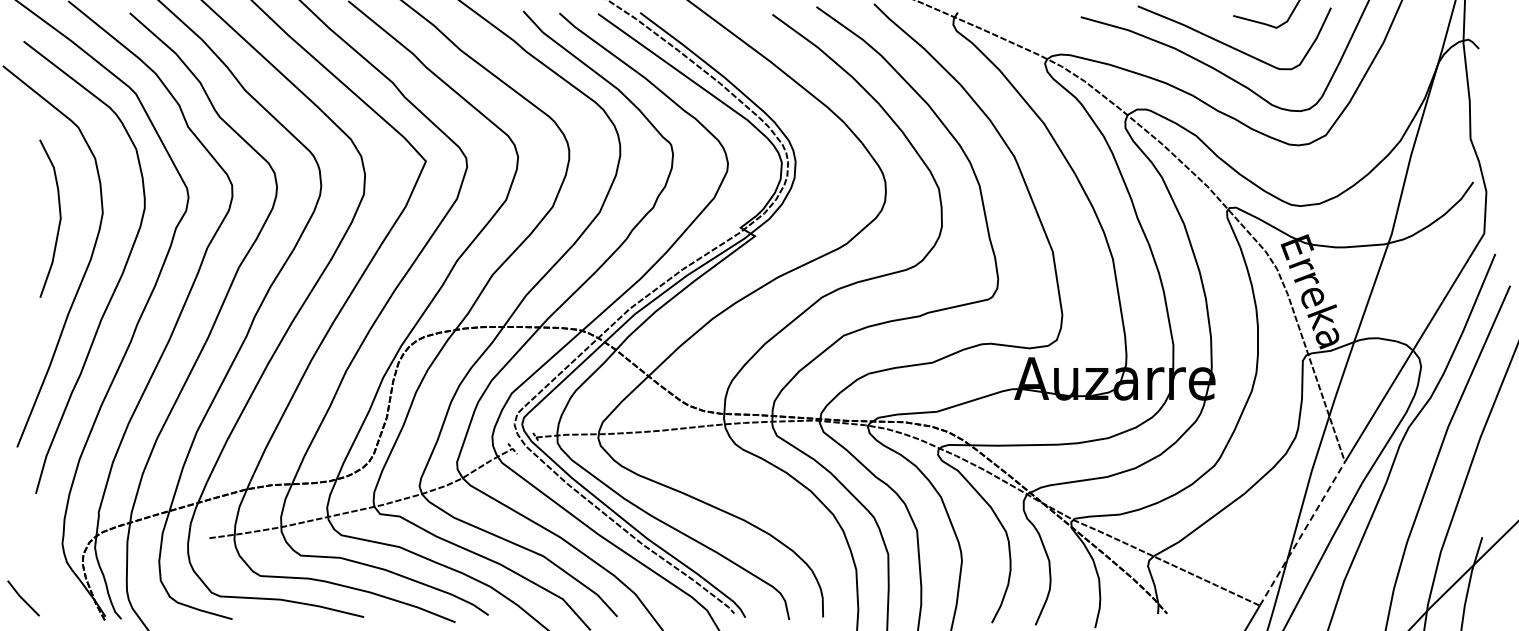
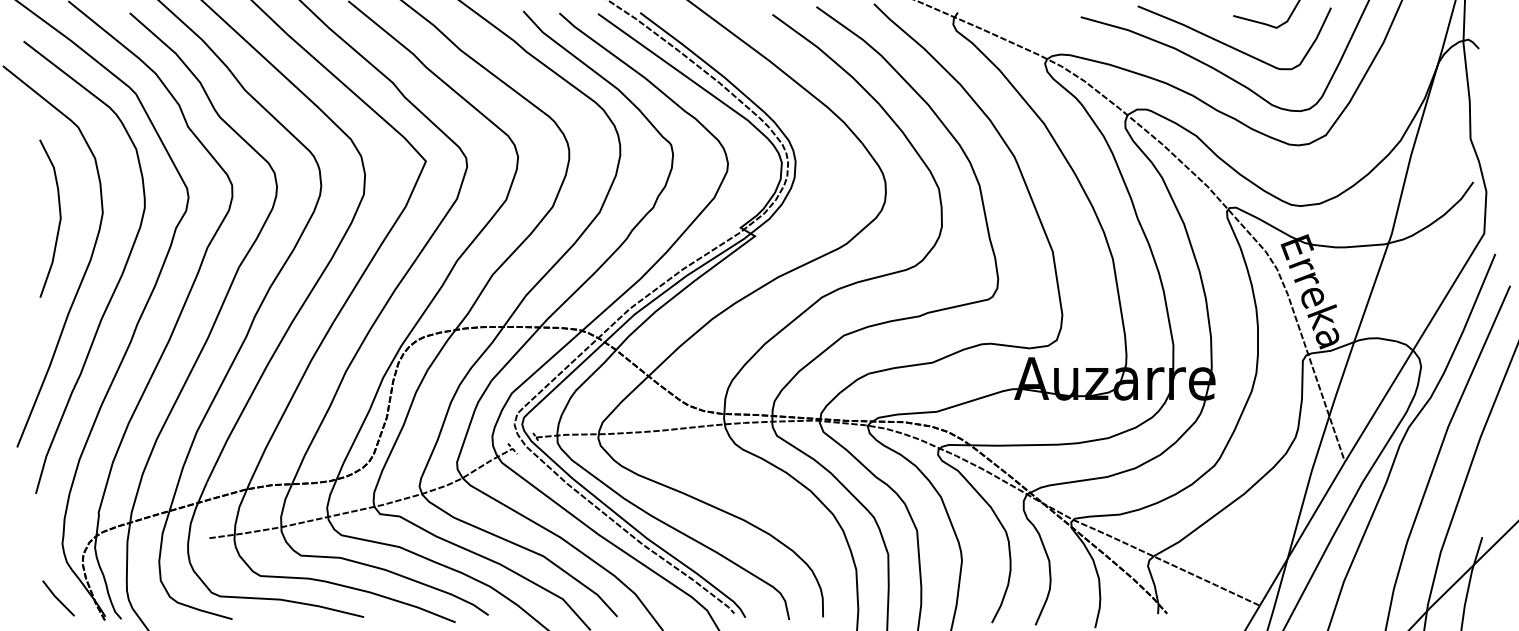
line: dashed -> solid (1302, 533)
line position: (23, 598) -> (58, 598) (58, 598)
